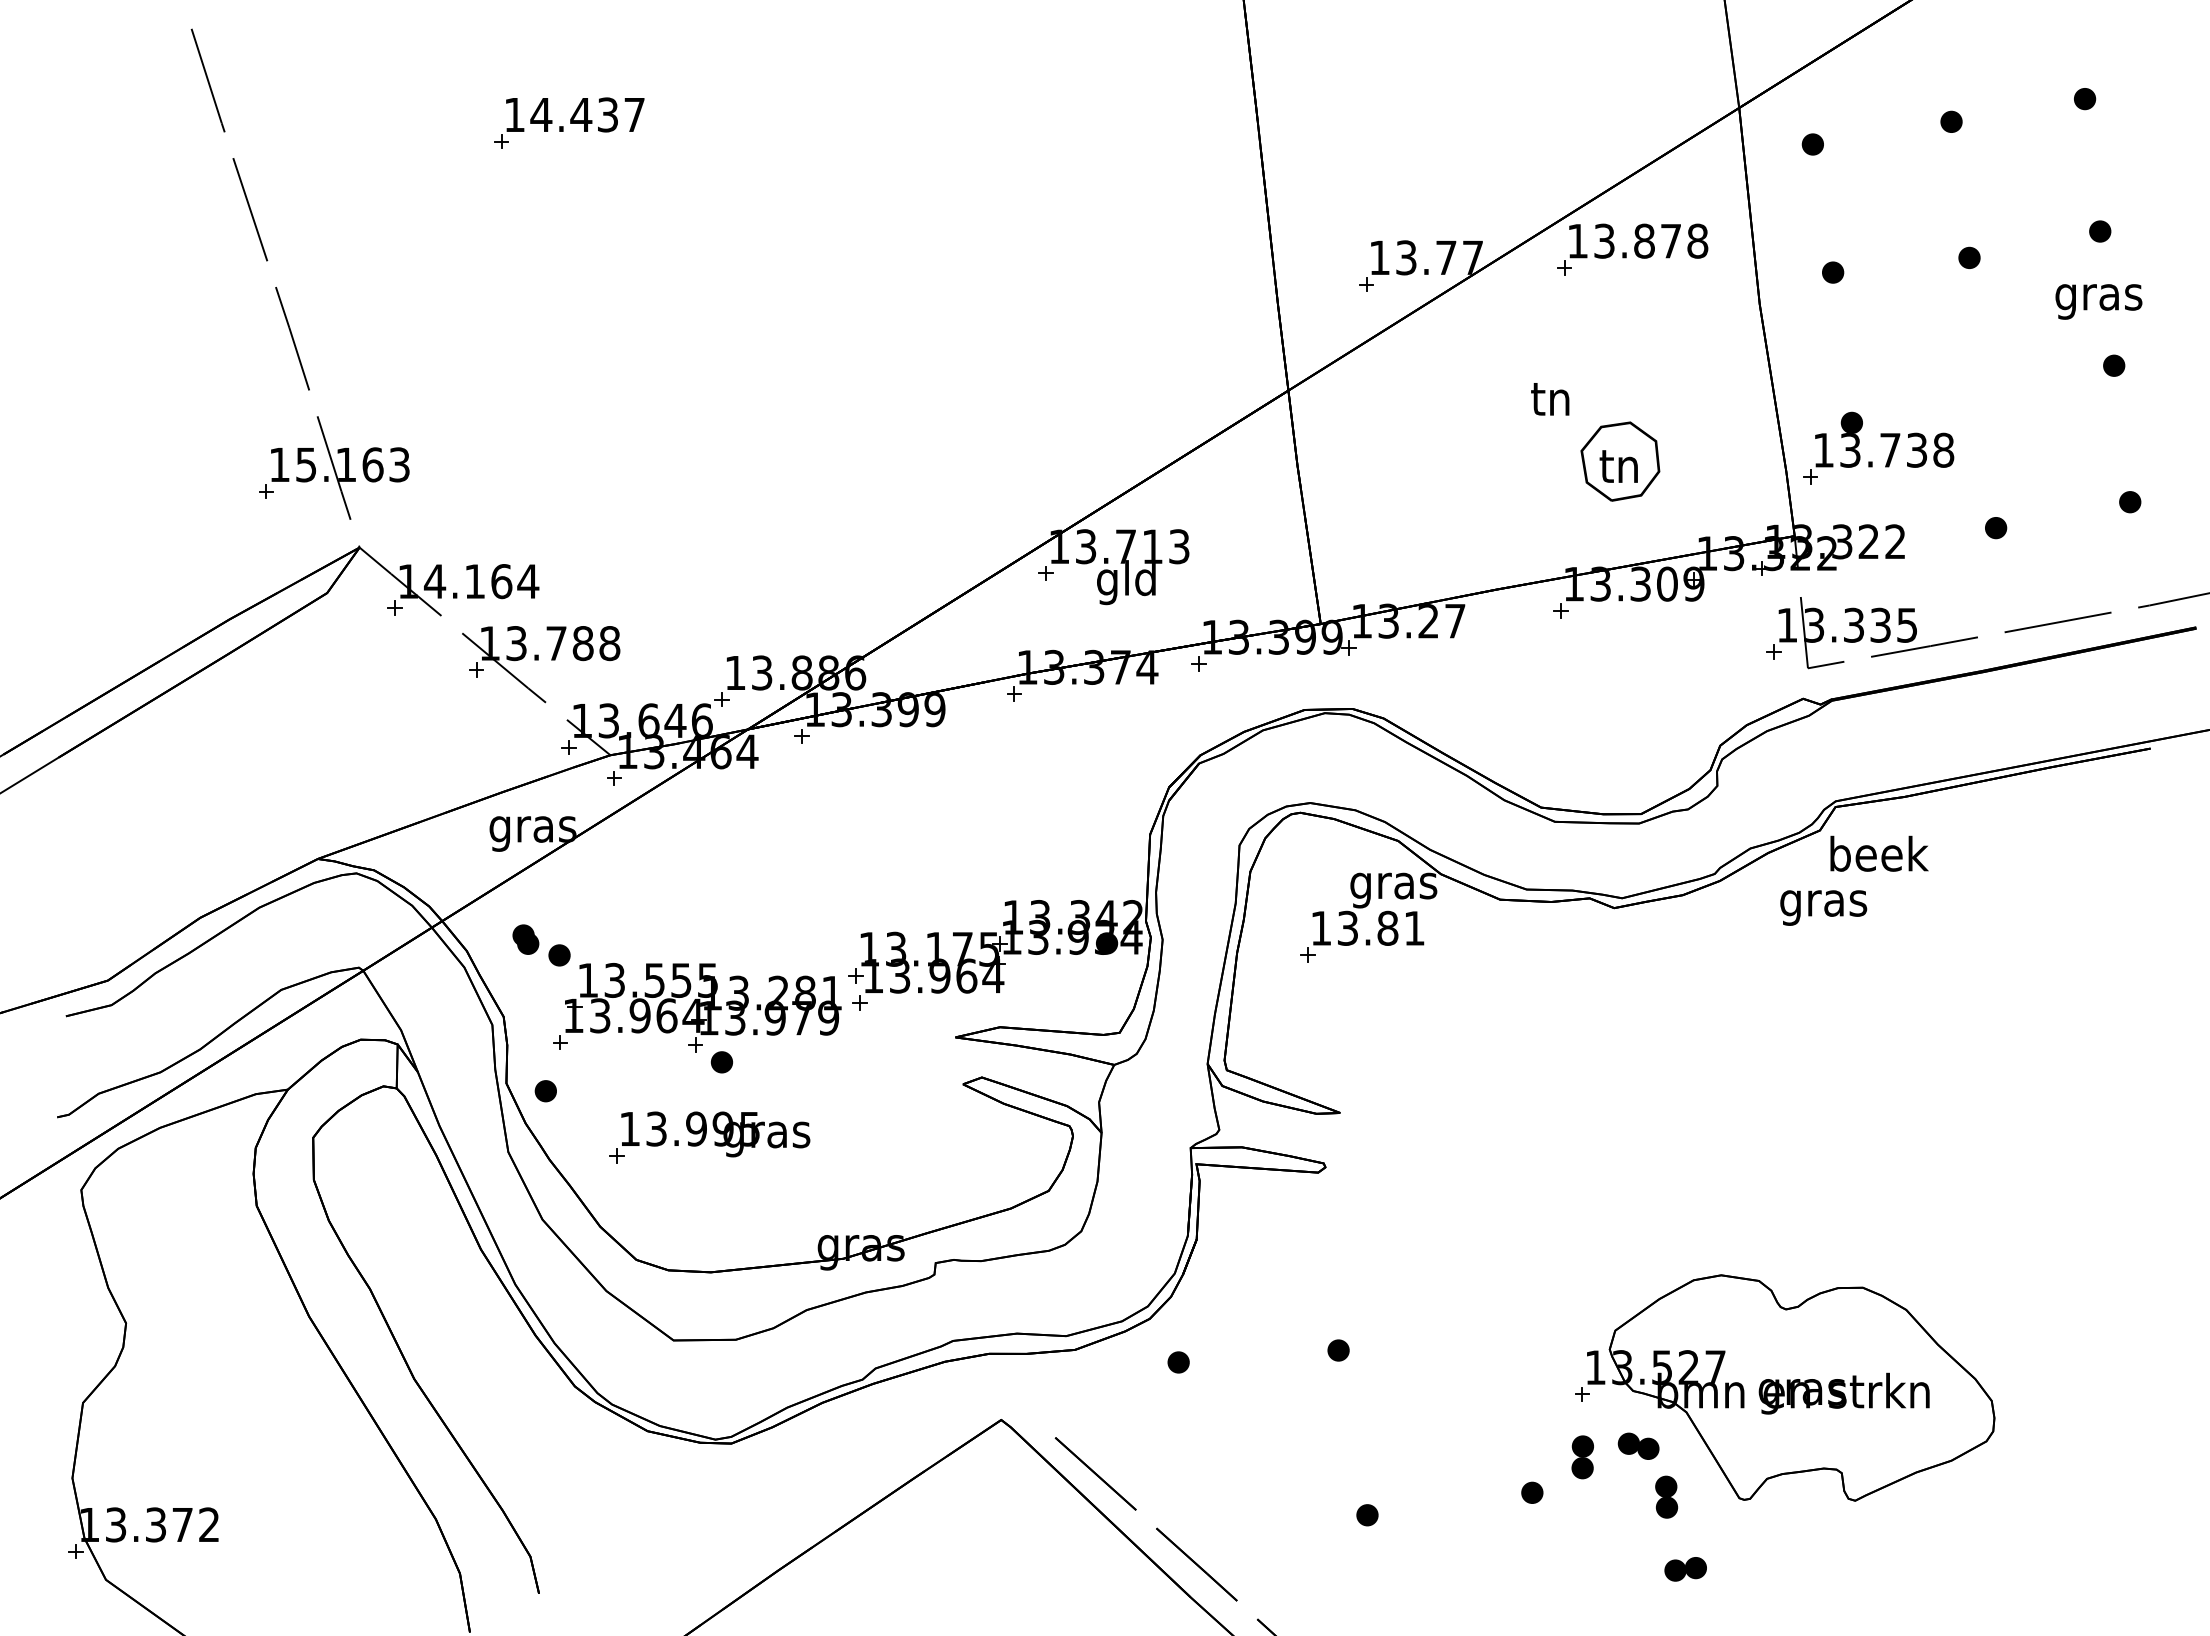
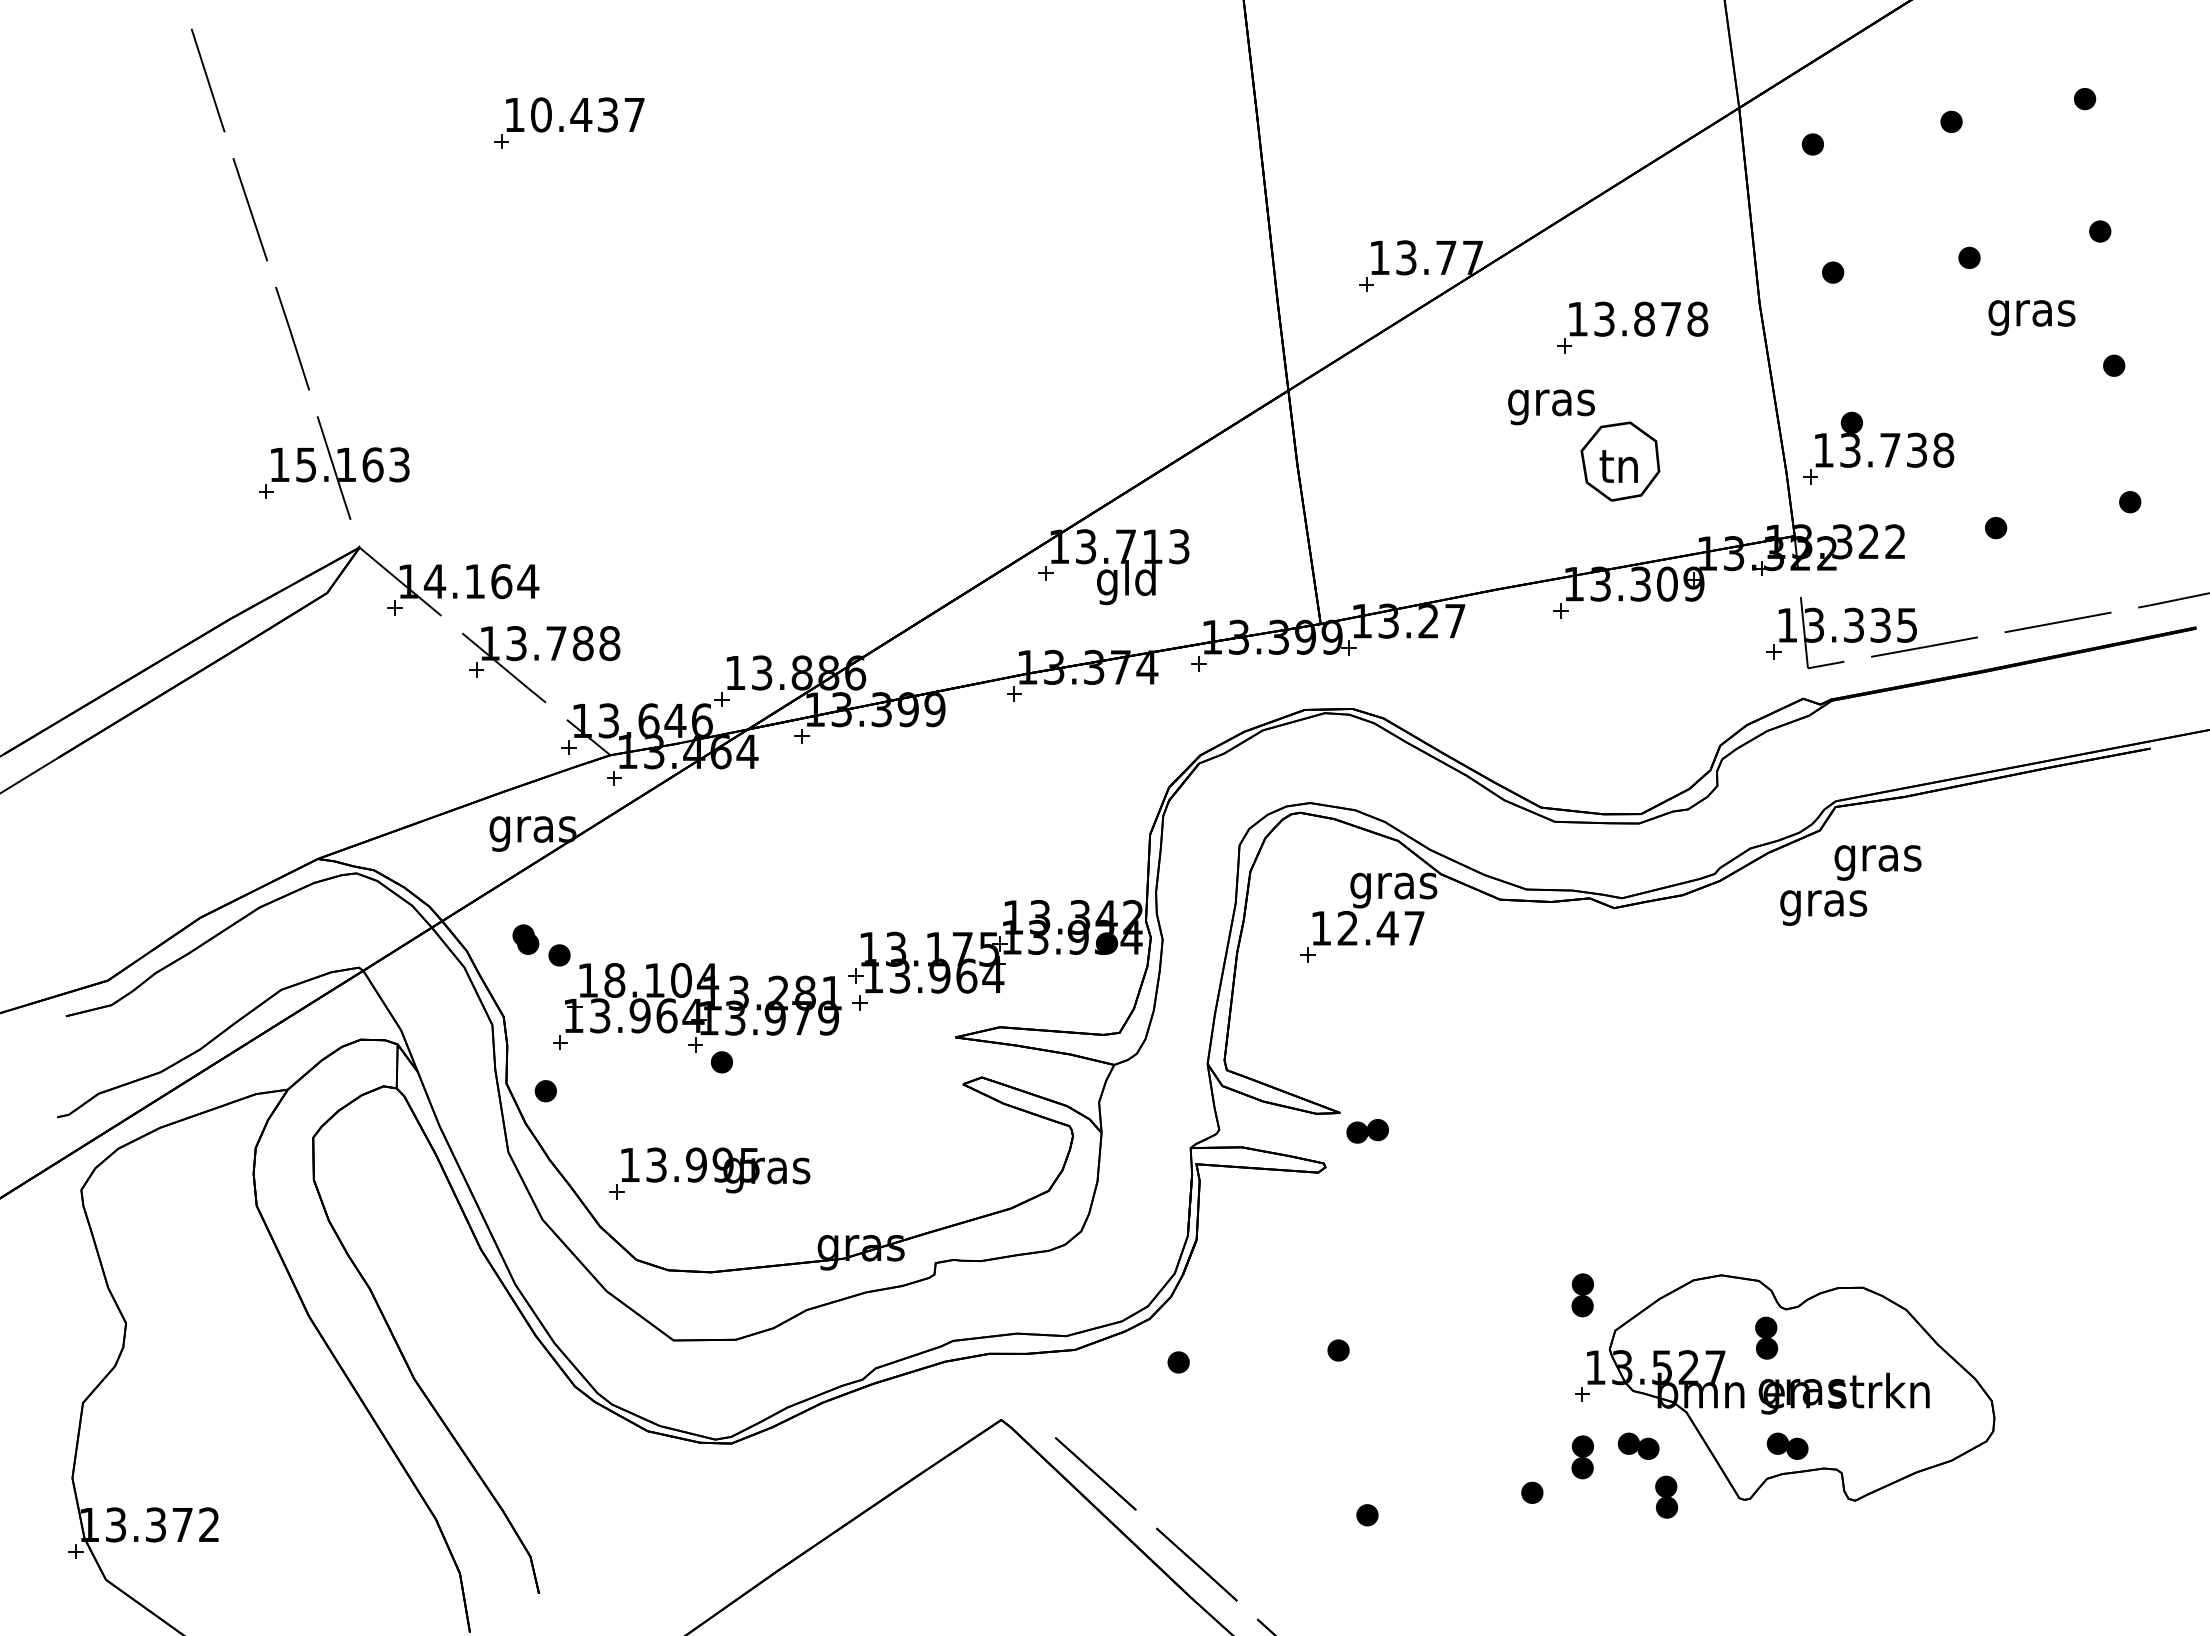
text: 14.437 -> 10.437 (541, 114)
part position: (1632, 249) -> (1632, 327) (1632, 327)
text position: (2098, 301) -> (2031, 317) (2031, 317)
text: tn -> gras (1551, 404)
text: beek -> gras (1879, 857)
text: 13.81 -> 12.47 (1380, 927)
text: 13.555 -> 18.104 (661, 979)
part position: (709, 1137) -> (709, 1173) (709, 1173)
part: none -> present (1582, 1295)
part: none -> present (1766, 1337)
part: none -> present (1787, 1445)
part position: (1685, 1569) -> (1367, 1131) (1367, 1131)
